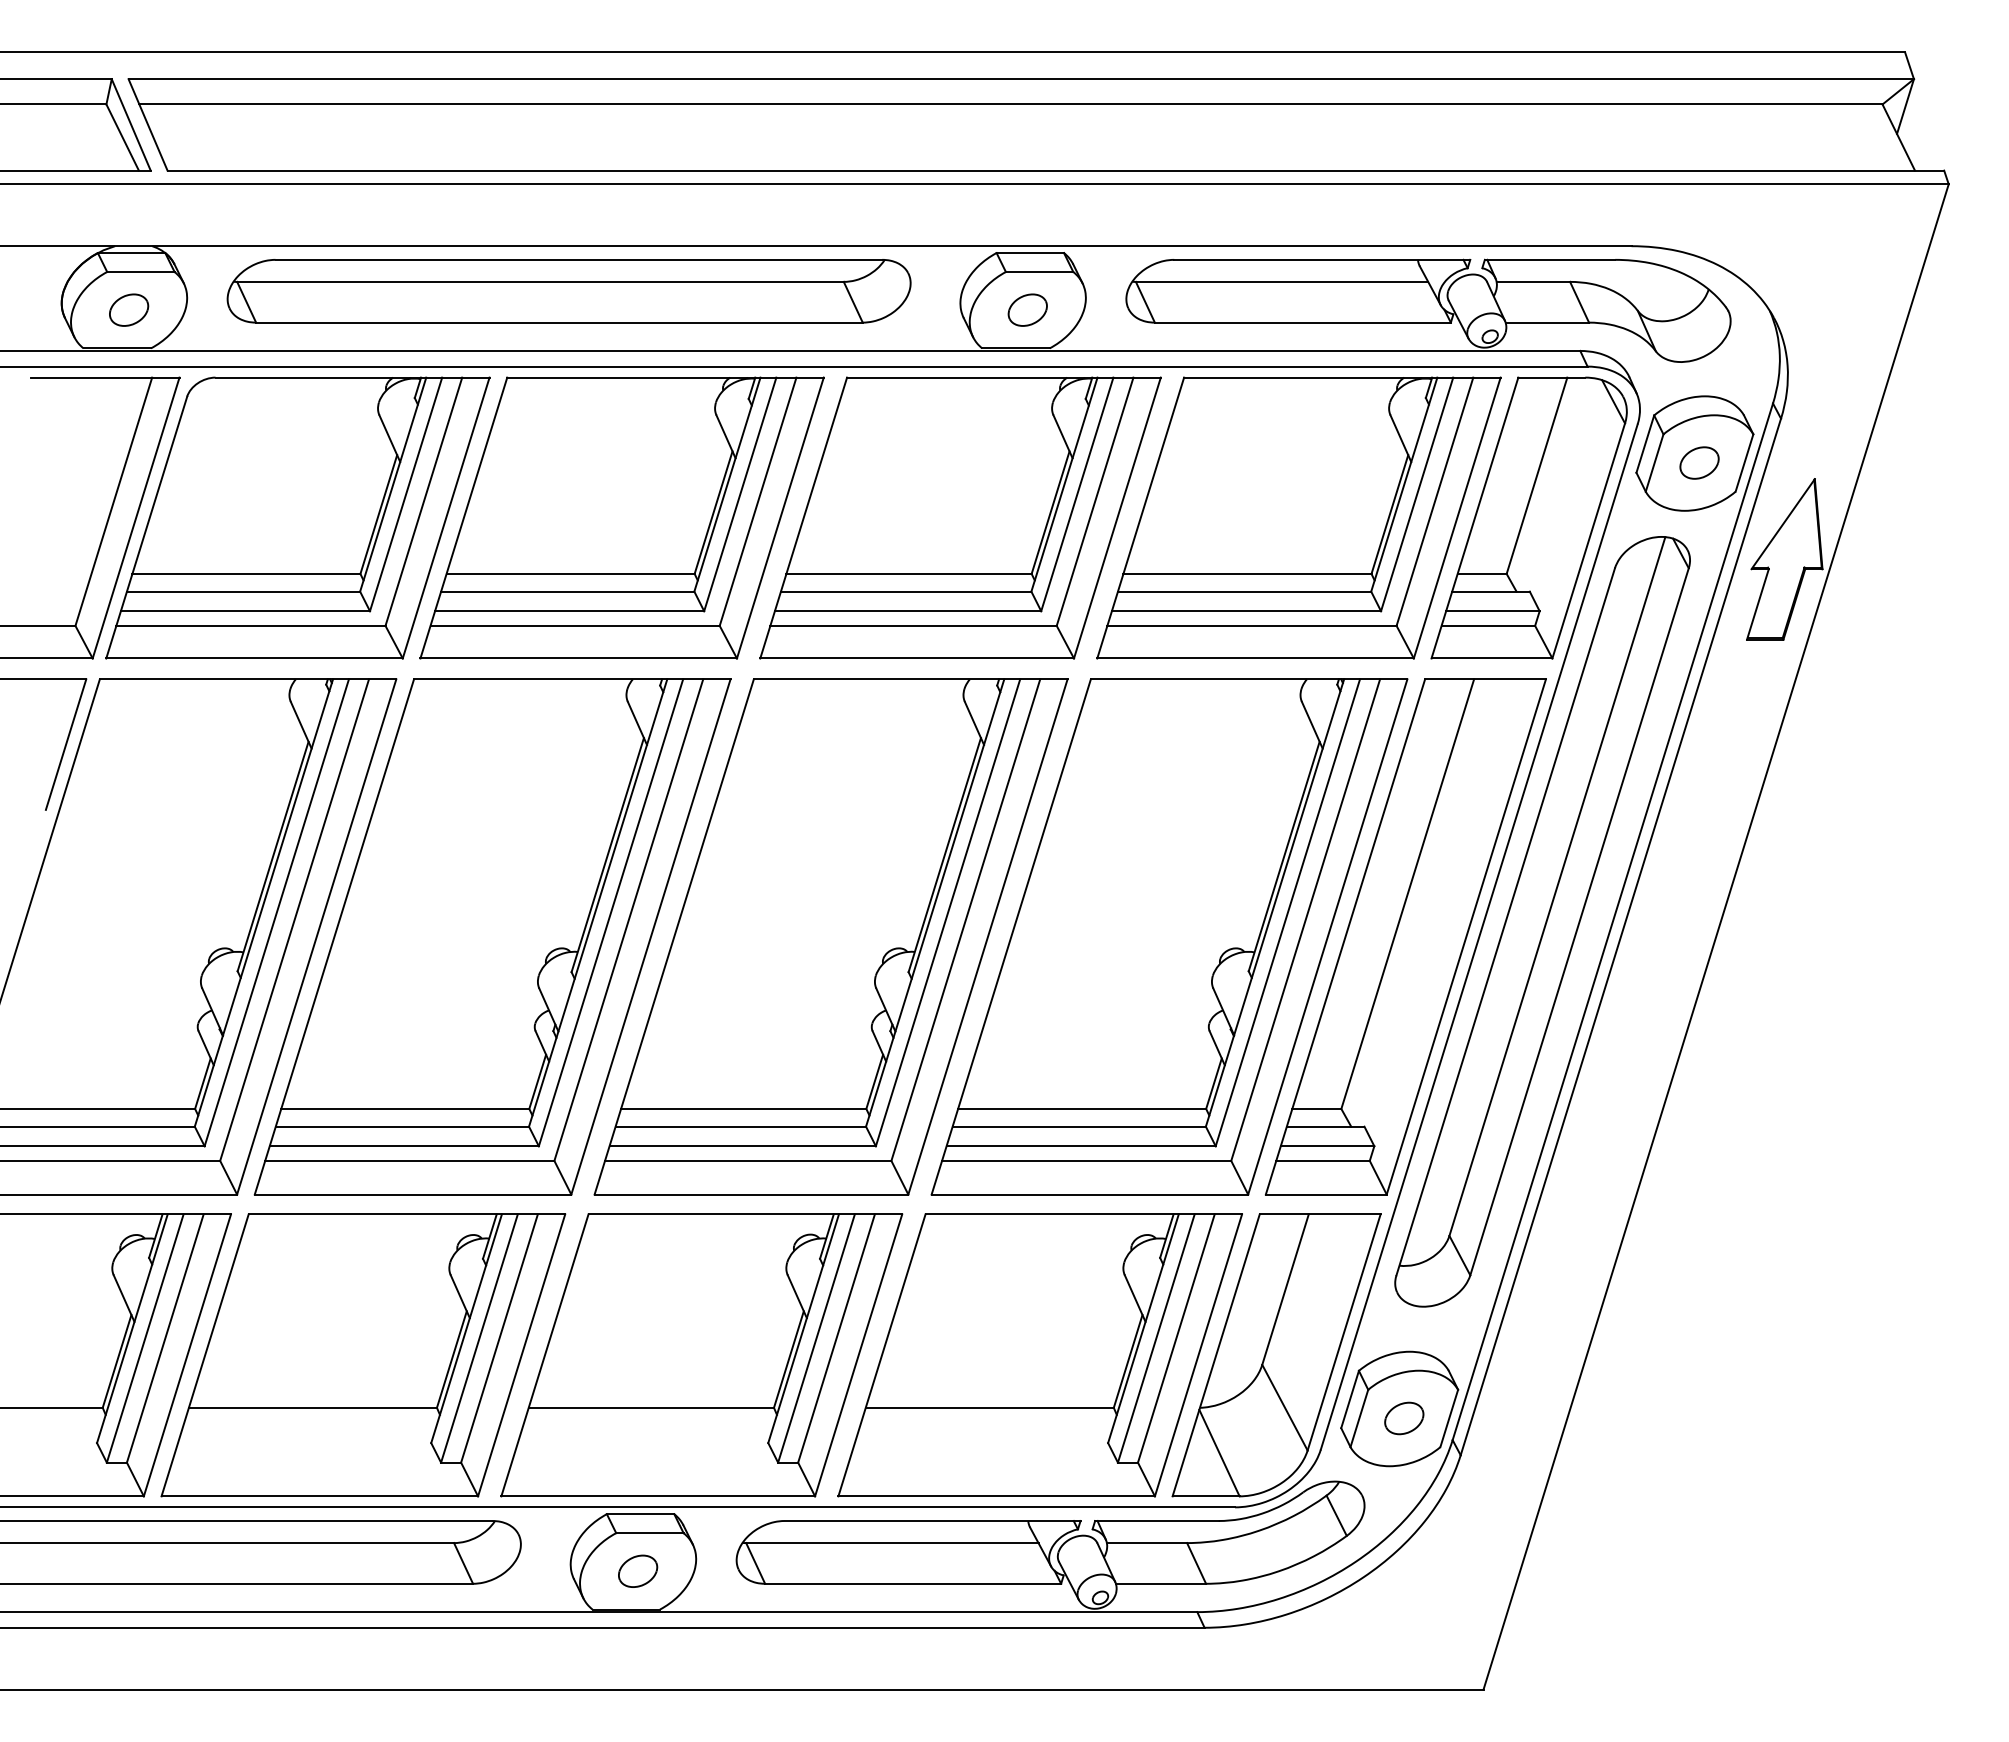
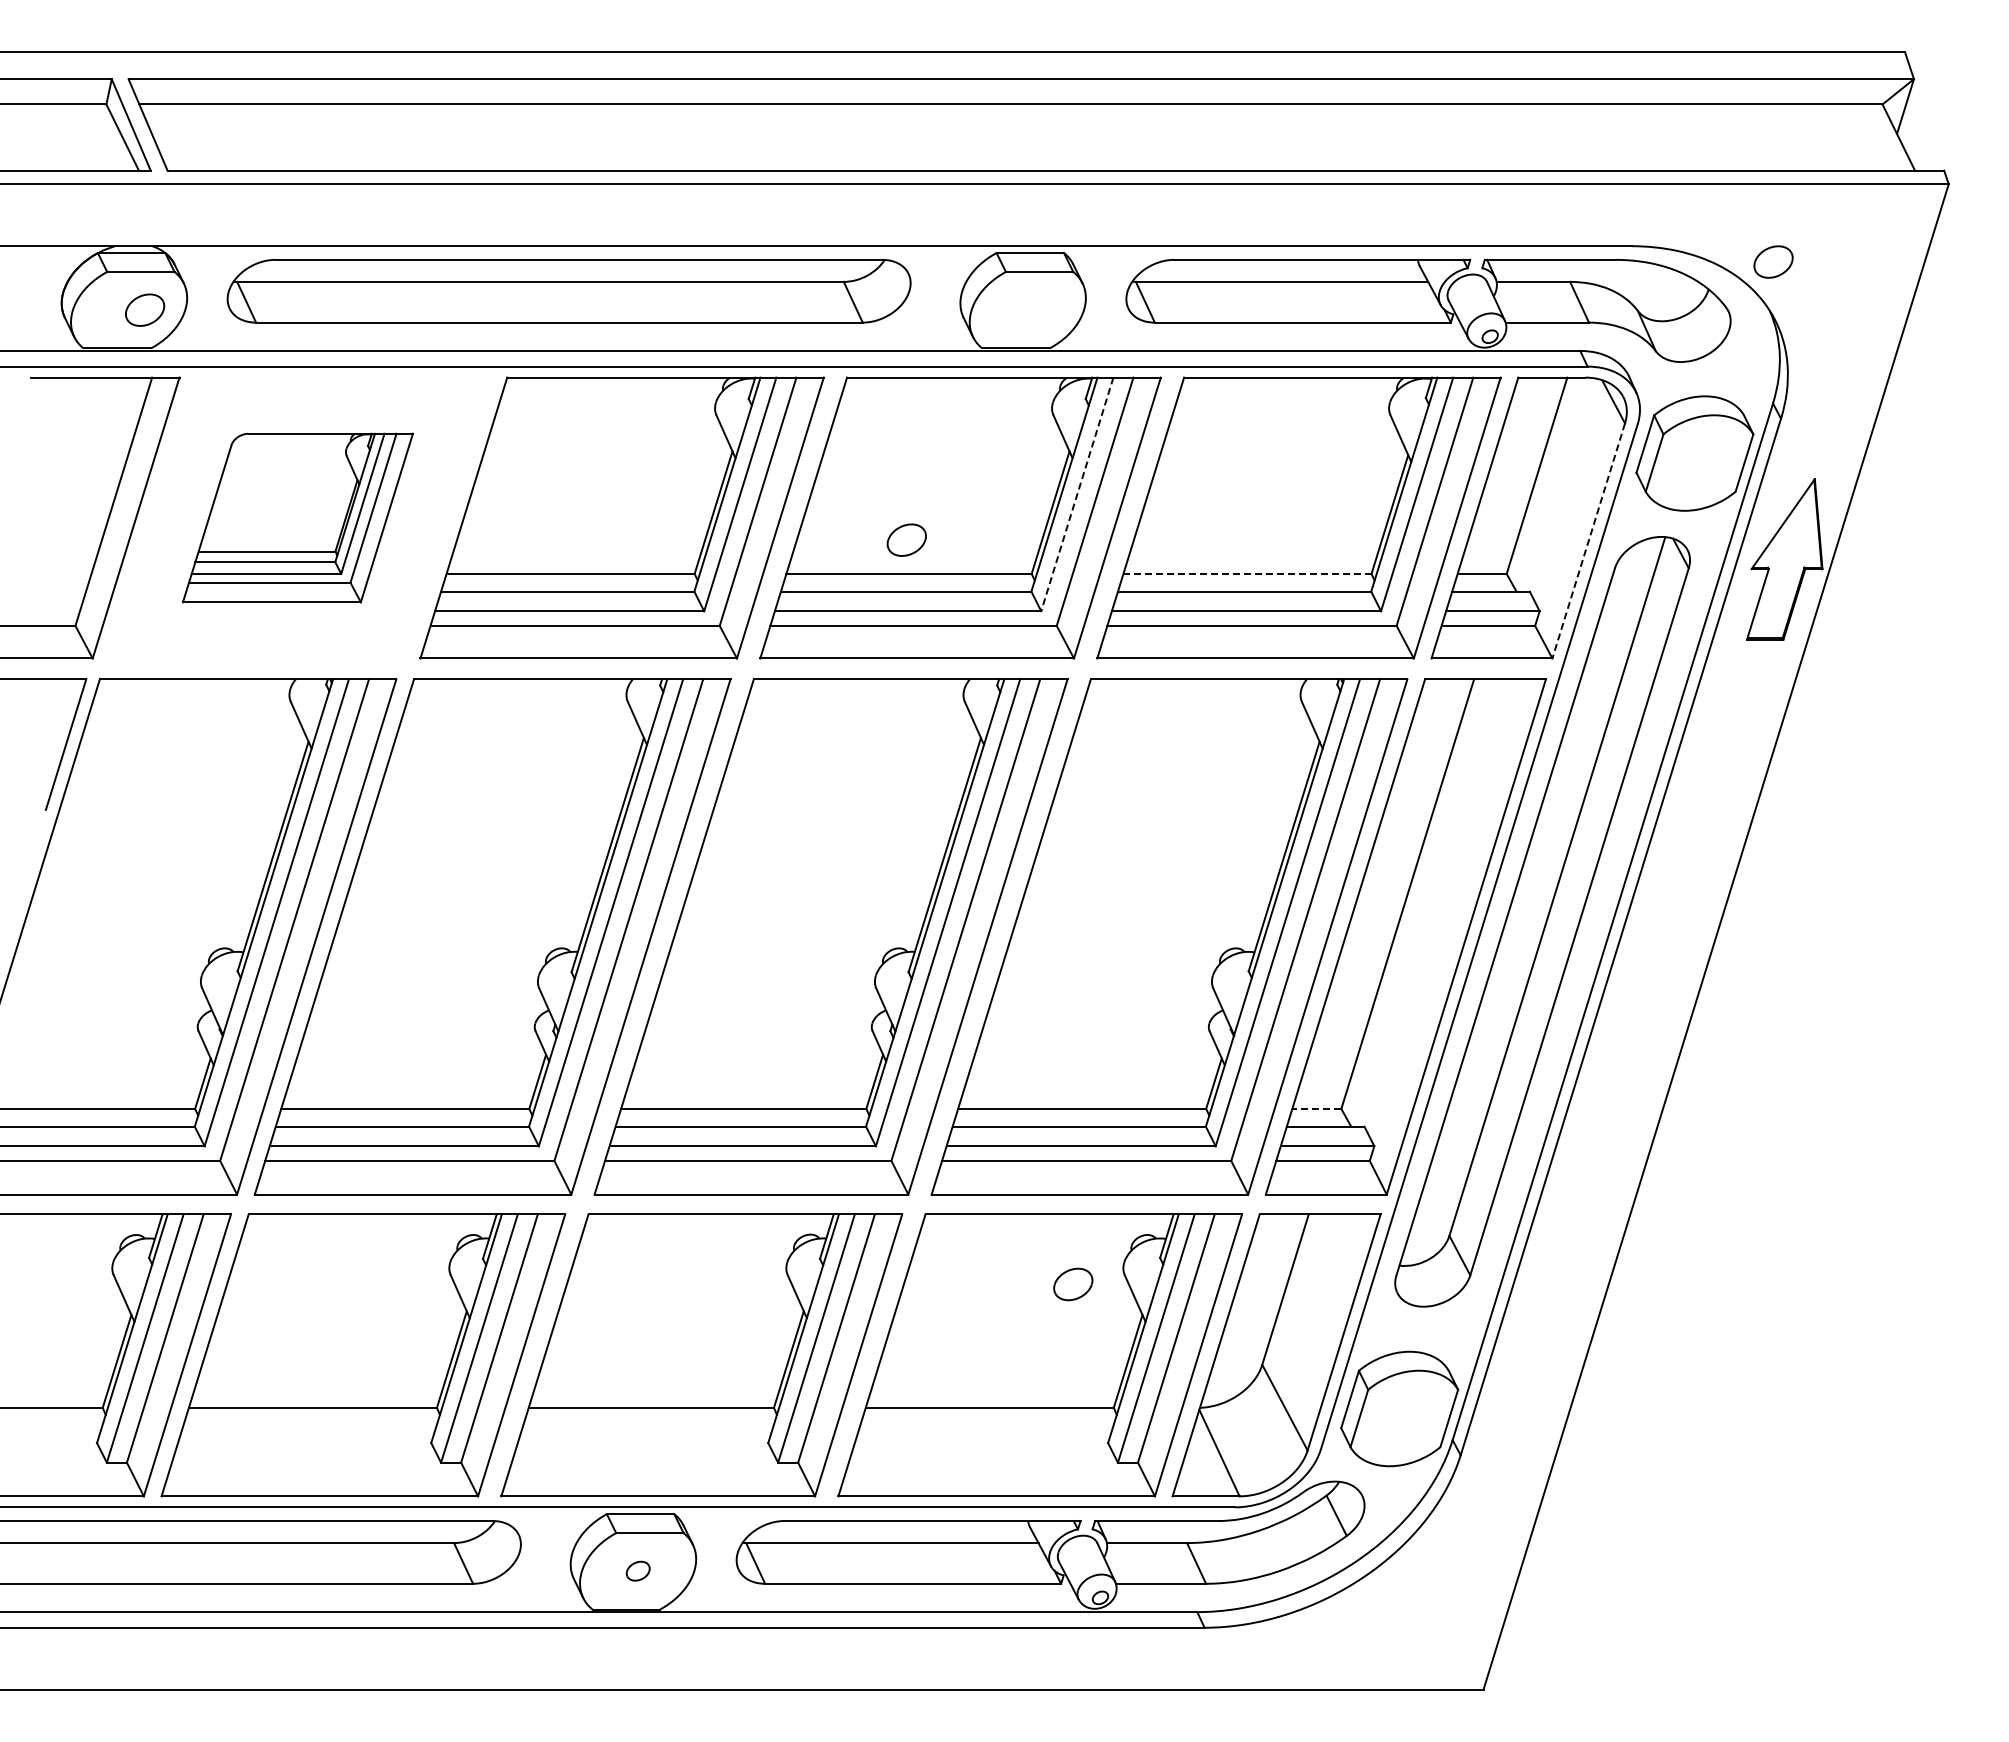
part position: (129, 309) -> (145, 309) (145, 309)
part position: (1027, 309) -> (906, 539) (906, 539)
part position: (1699, 462) -> (1773, 261) (1773, 261)
line: solid -> dashed (1077, 494)
part size: 386x284 px -> 232x172 px (297, 517)
line: solid -> dashed (1588, 540)
line: solid -> dashed (1246, 573)
line: solid -> dashed (1316, 1108)
part position: (1404, 1418) -> (1073, 1284) (1073, 1284)
part size: 41x34 px -> 26x22 px (637, 1570)
